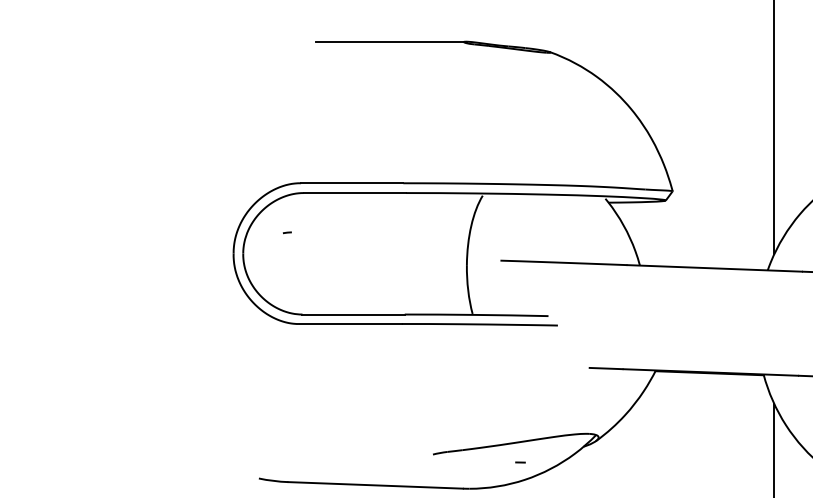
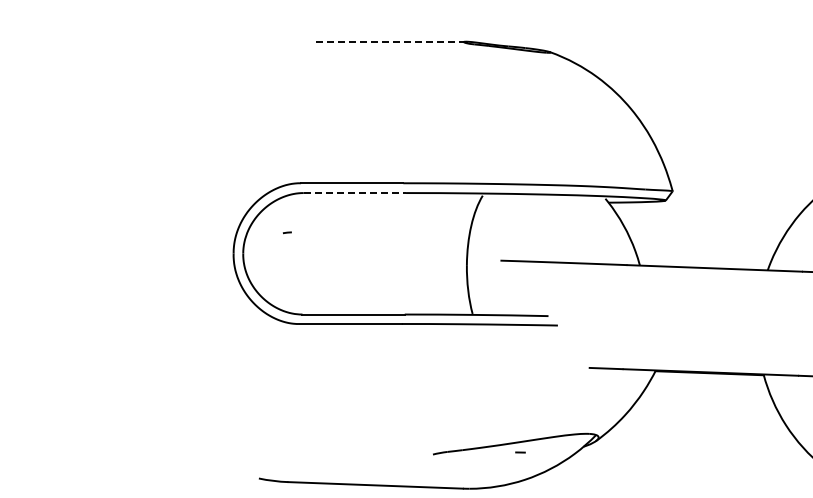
line: solid -> dashed (391, 41)
line: present -> none (774, 128)
line: solid -> dashed (355, 193)
line: present -> none (774, 448)
curve position: (520, 462) -> (520, 452) (520, 452)
